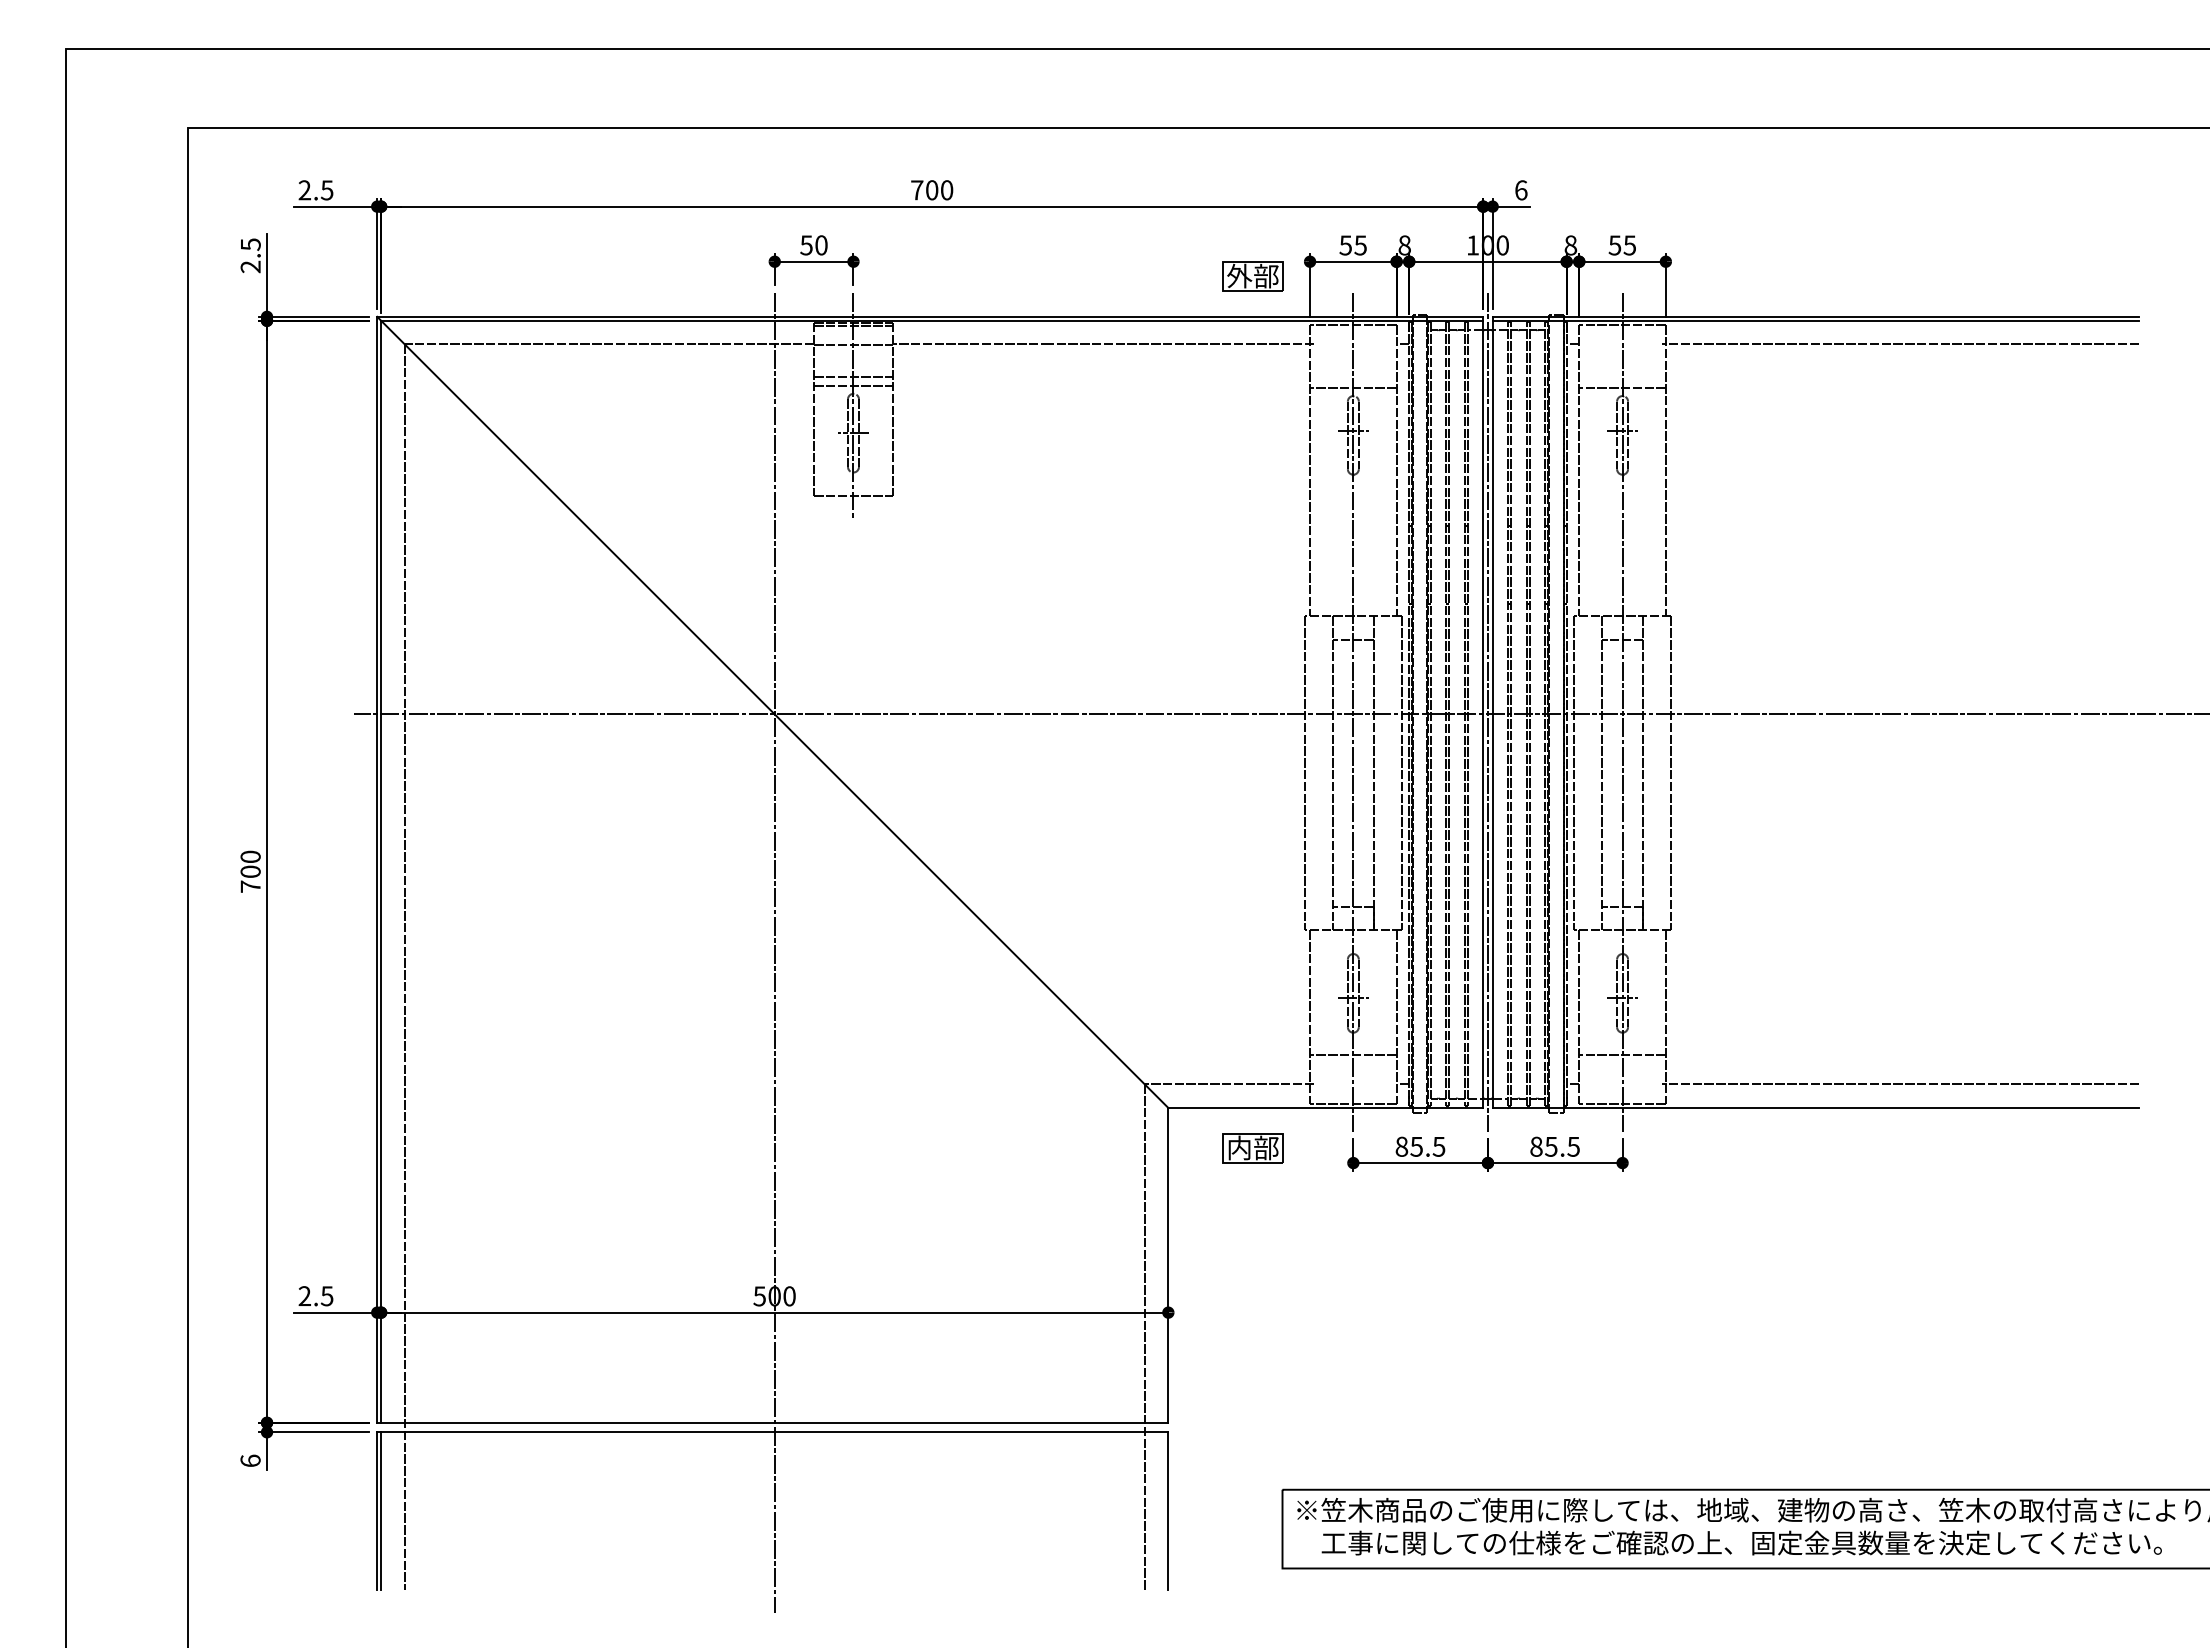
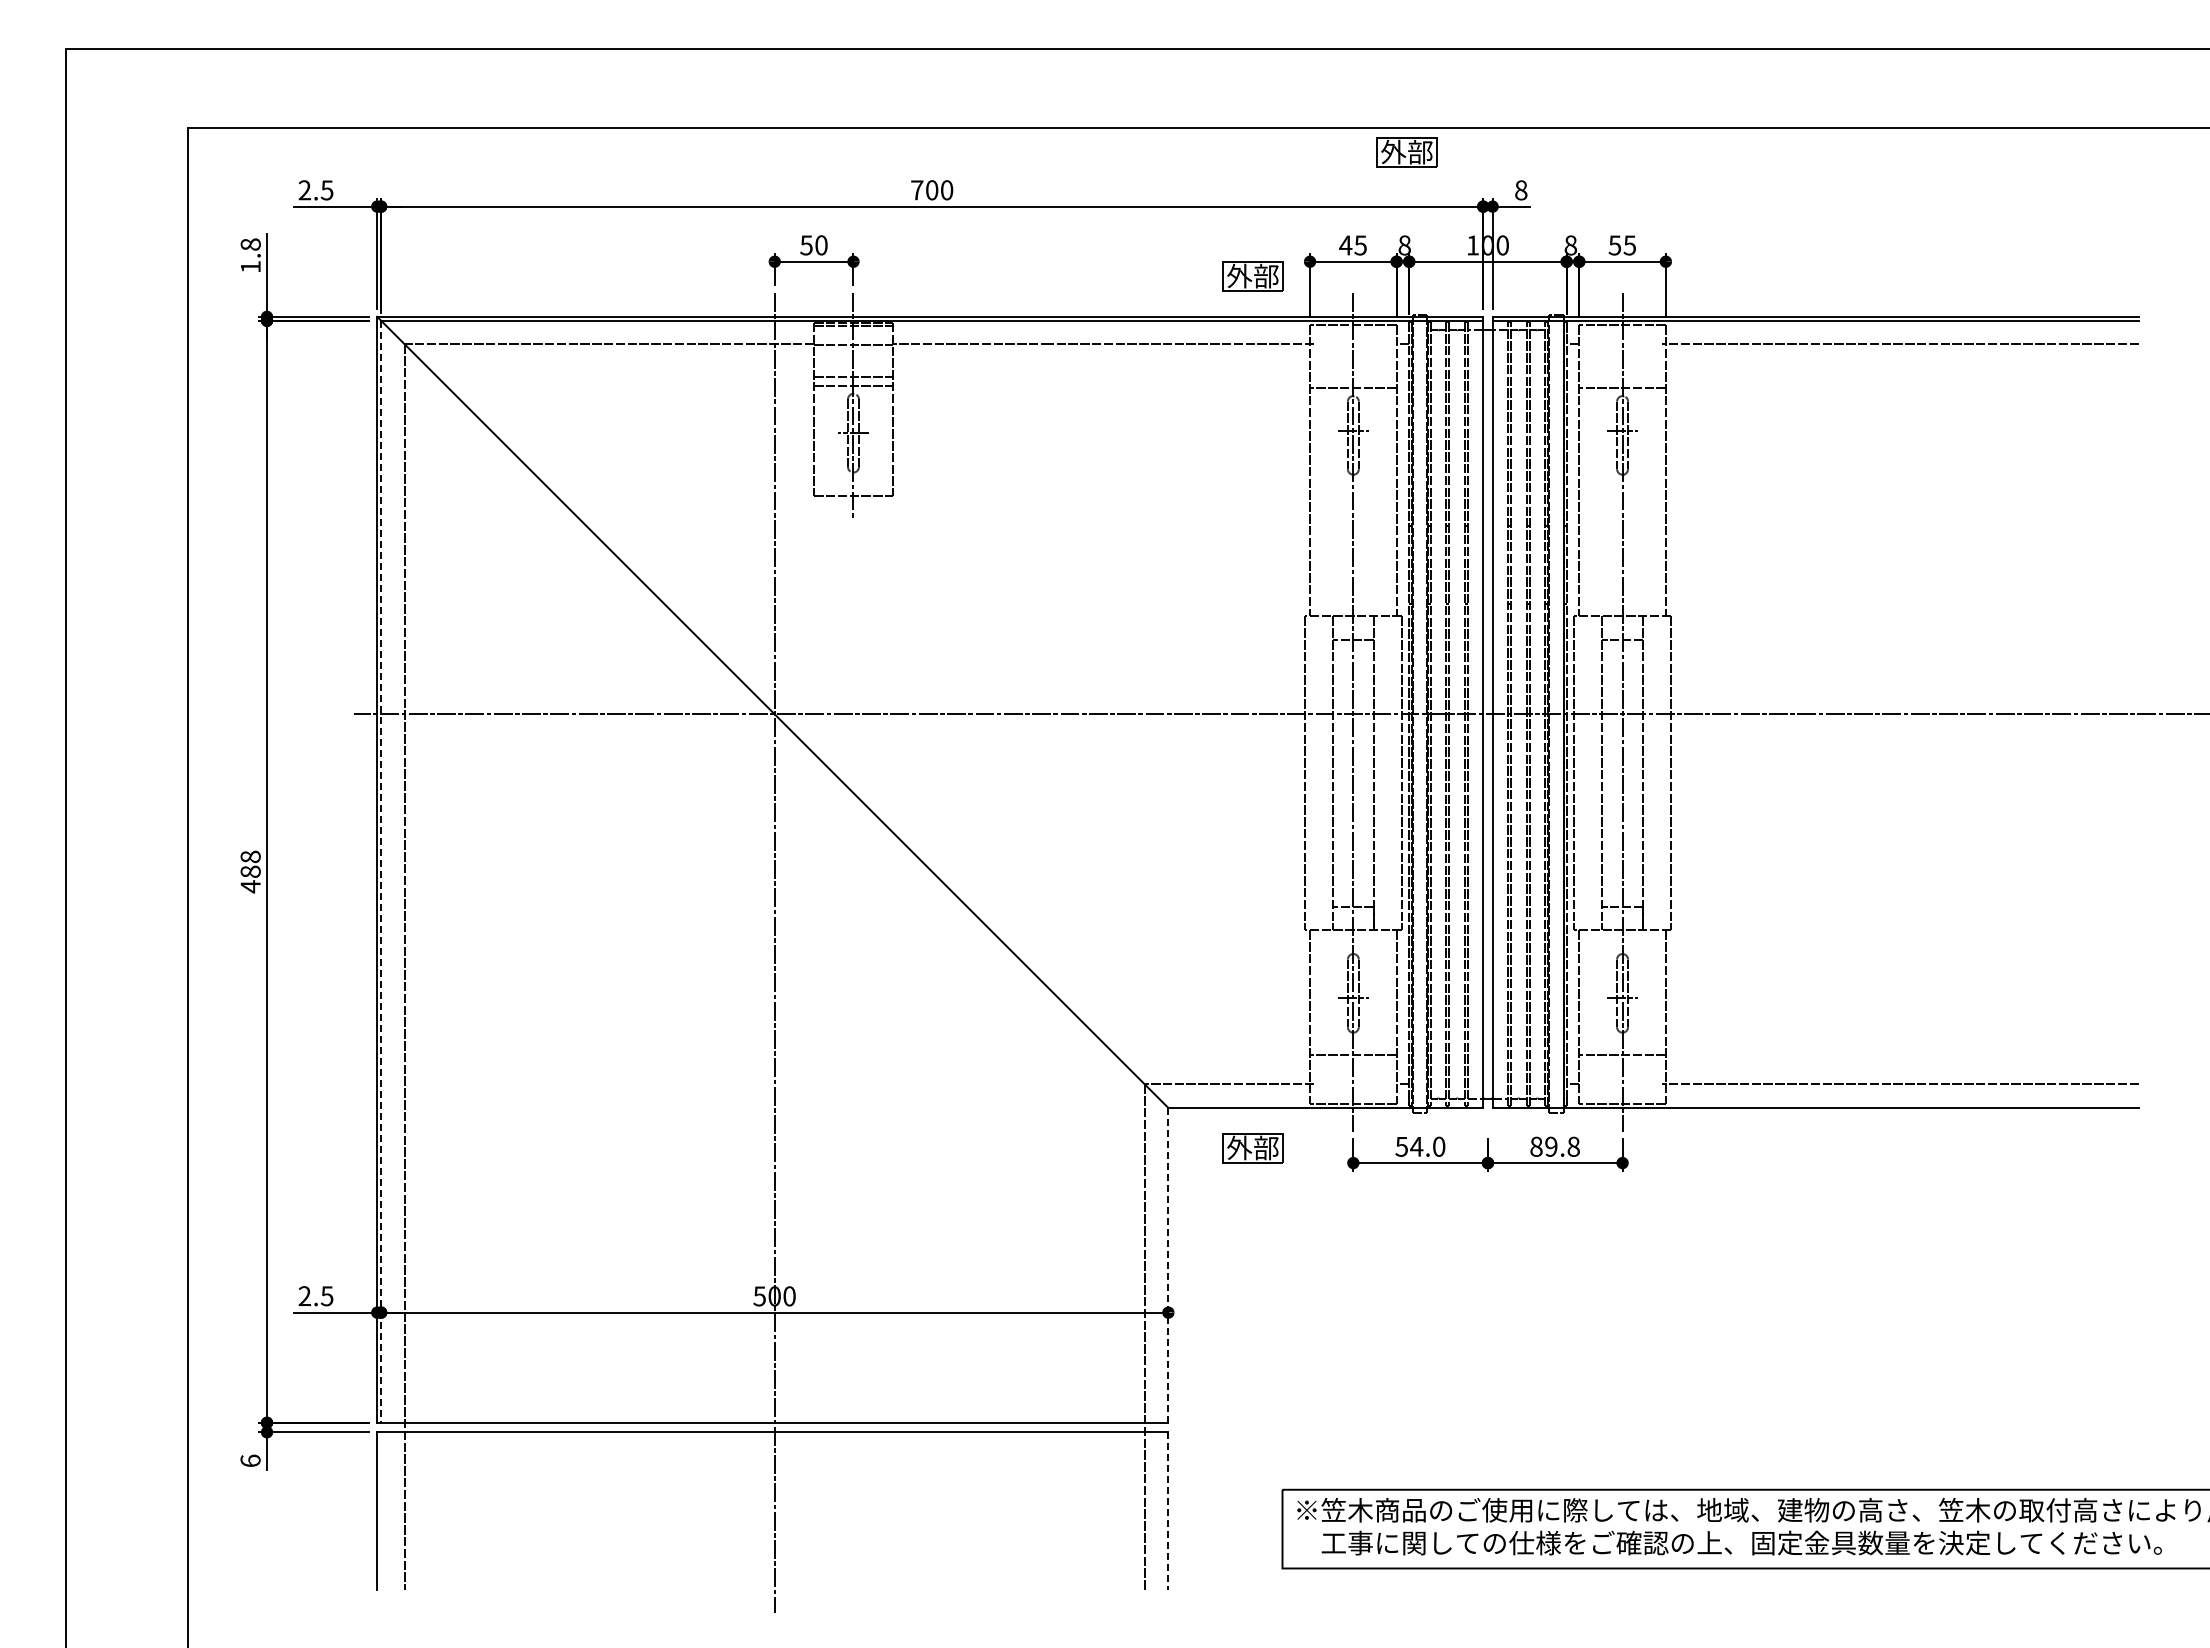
part: none -> present (1406, 152)
text: 6 -> 8 (1521, 190)
text: 55 -> 45 (1345, 245)
text: 2.5 -> 1.8 (250, 255)
line: present -> none (1487, 712)
text: 700 -> 488 (250, 871)
line: solid -> dashed (381, 872)
text: 85.5 -> 54.0 (1420, 1146)
text: 85.5 -> 89.8 (1562, 1146)
text: 内部 -> 外部 (1239, 1147)
line: solid -> dashed (1168, 1265)
line: present -> none (381, 1510)
line: solid -> dashed (1168, 1511)
